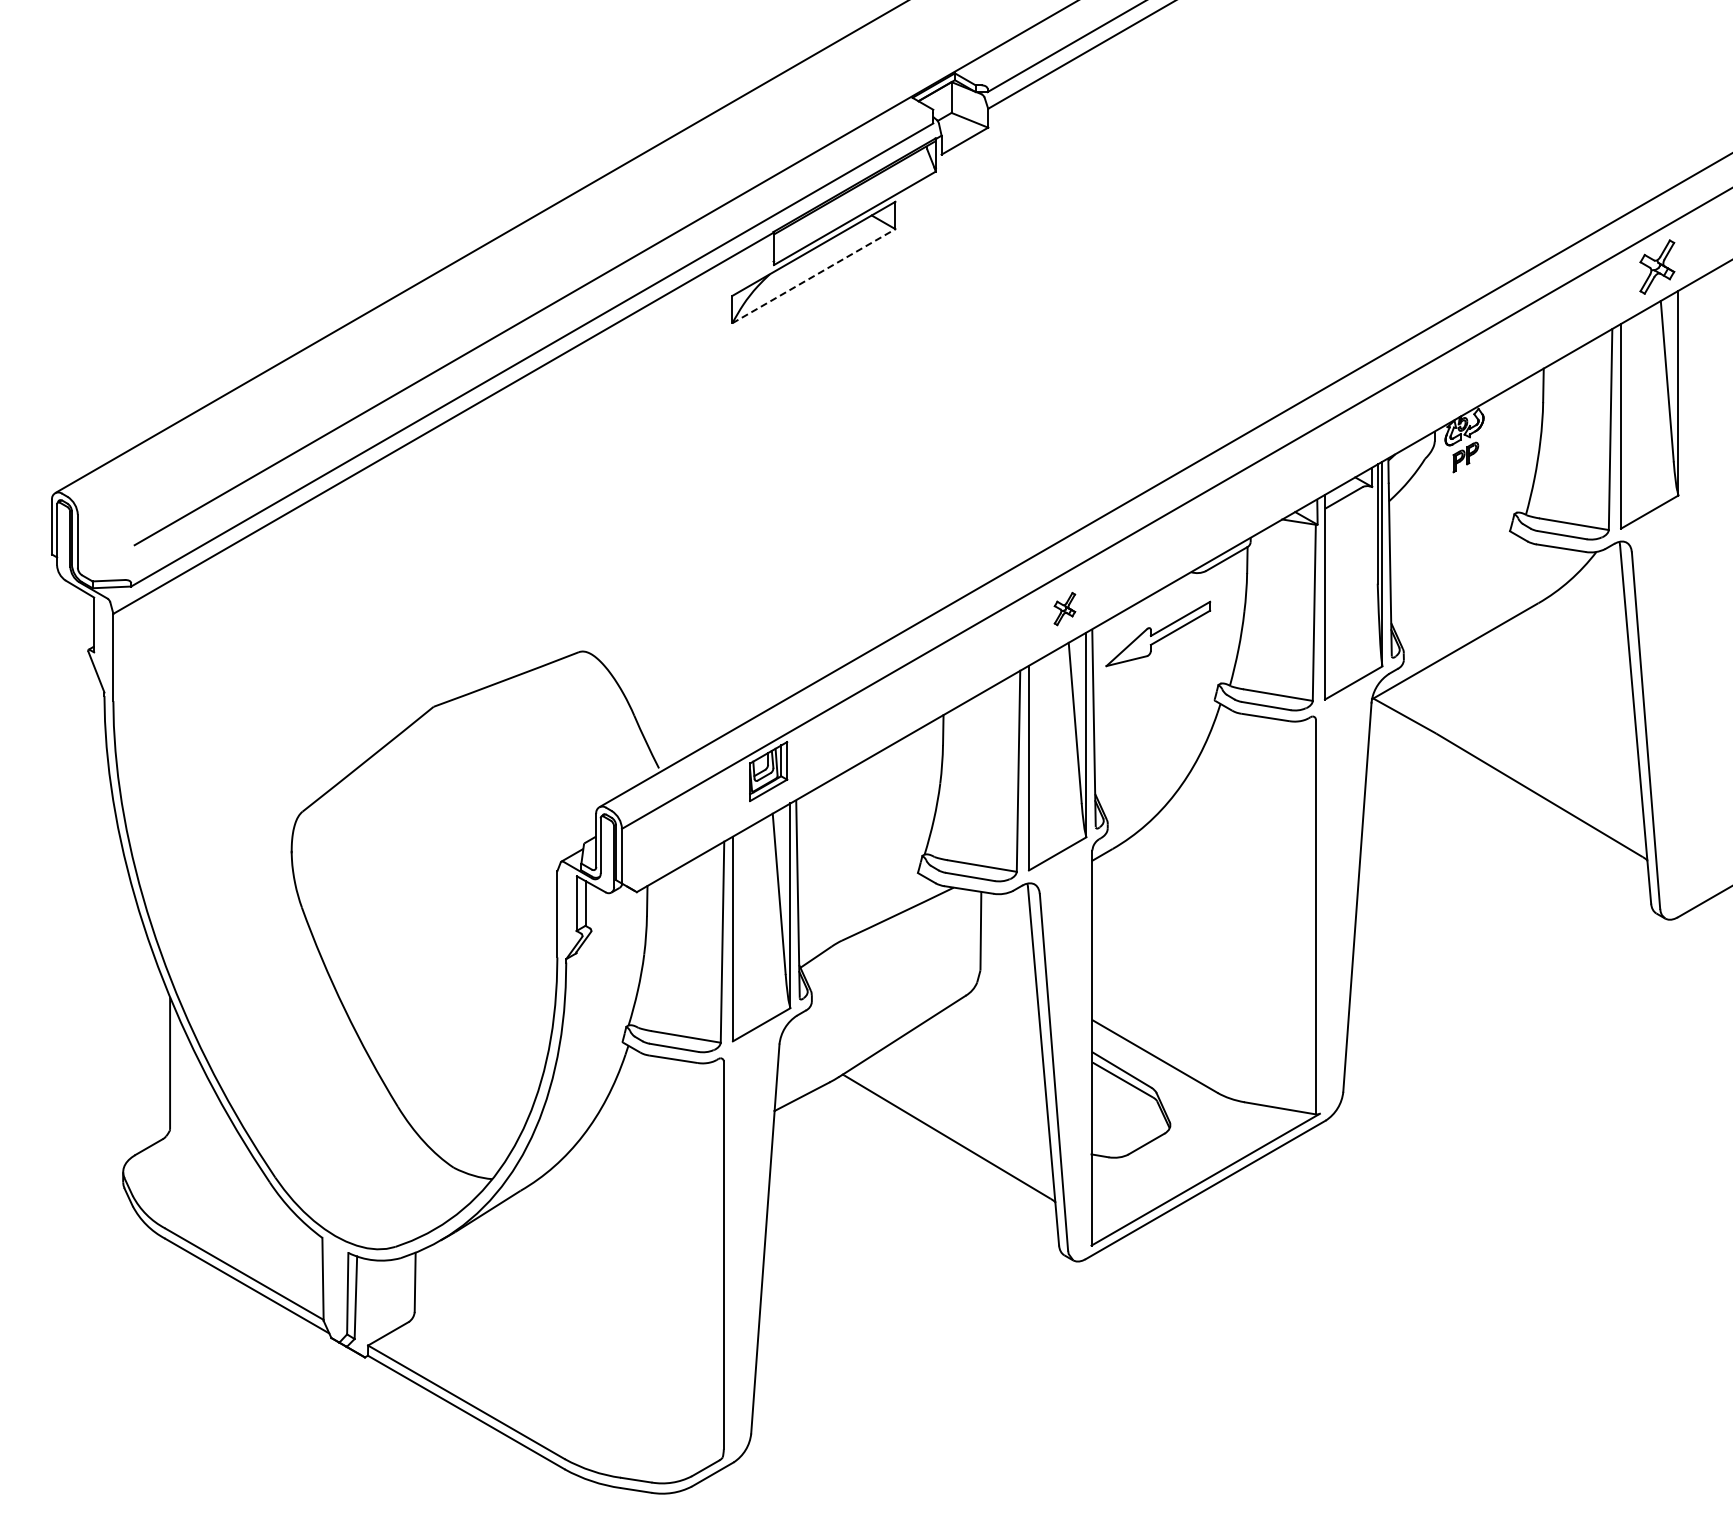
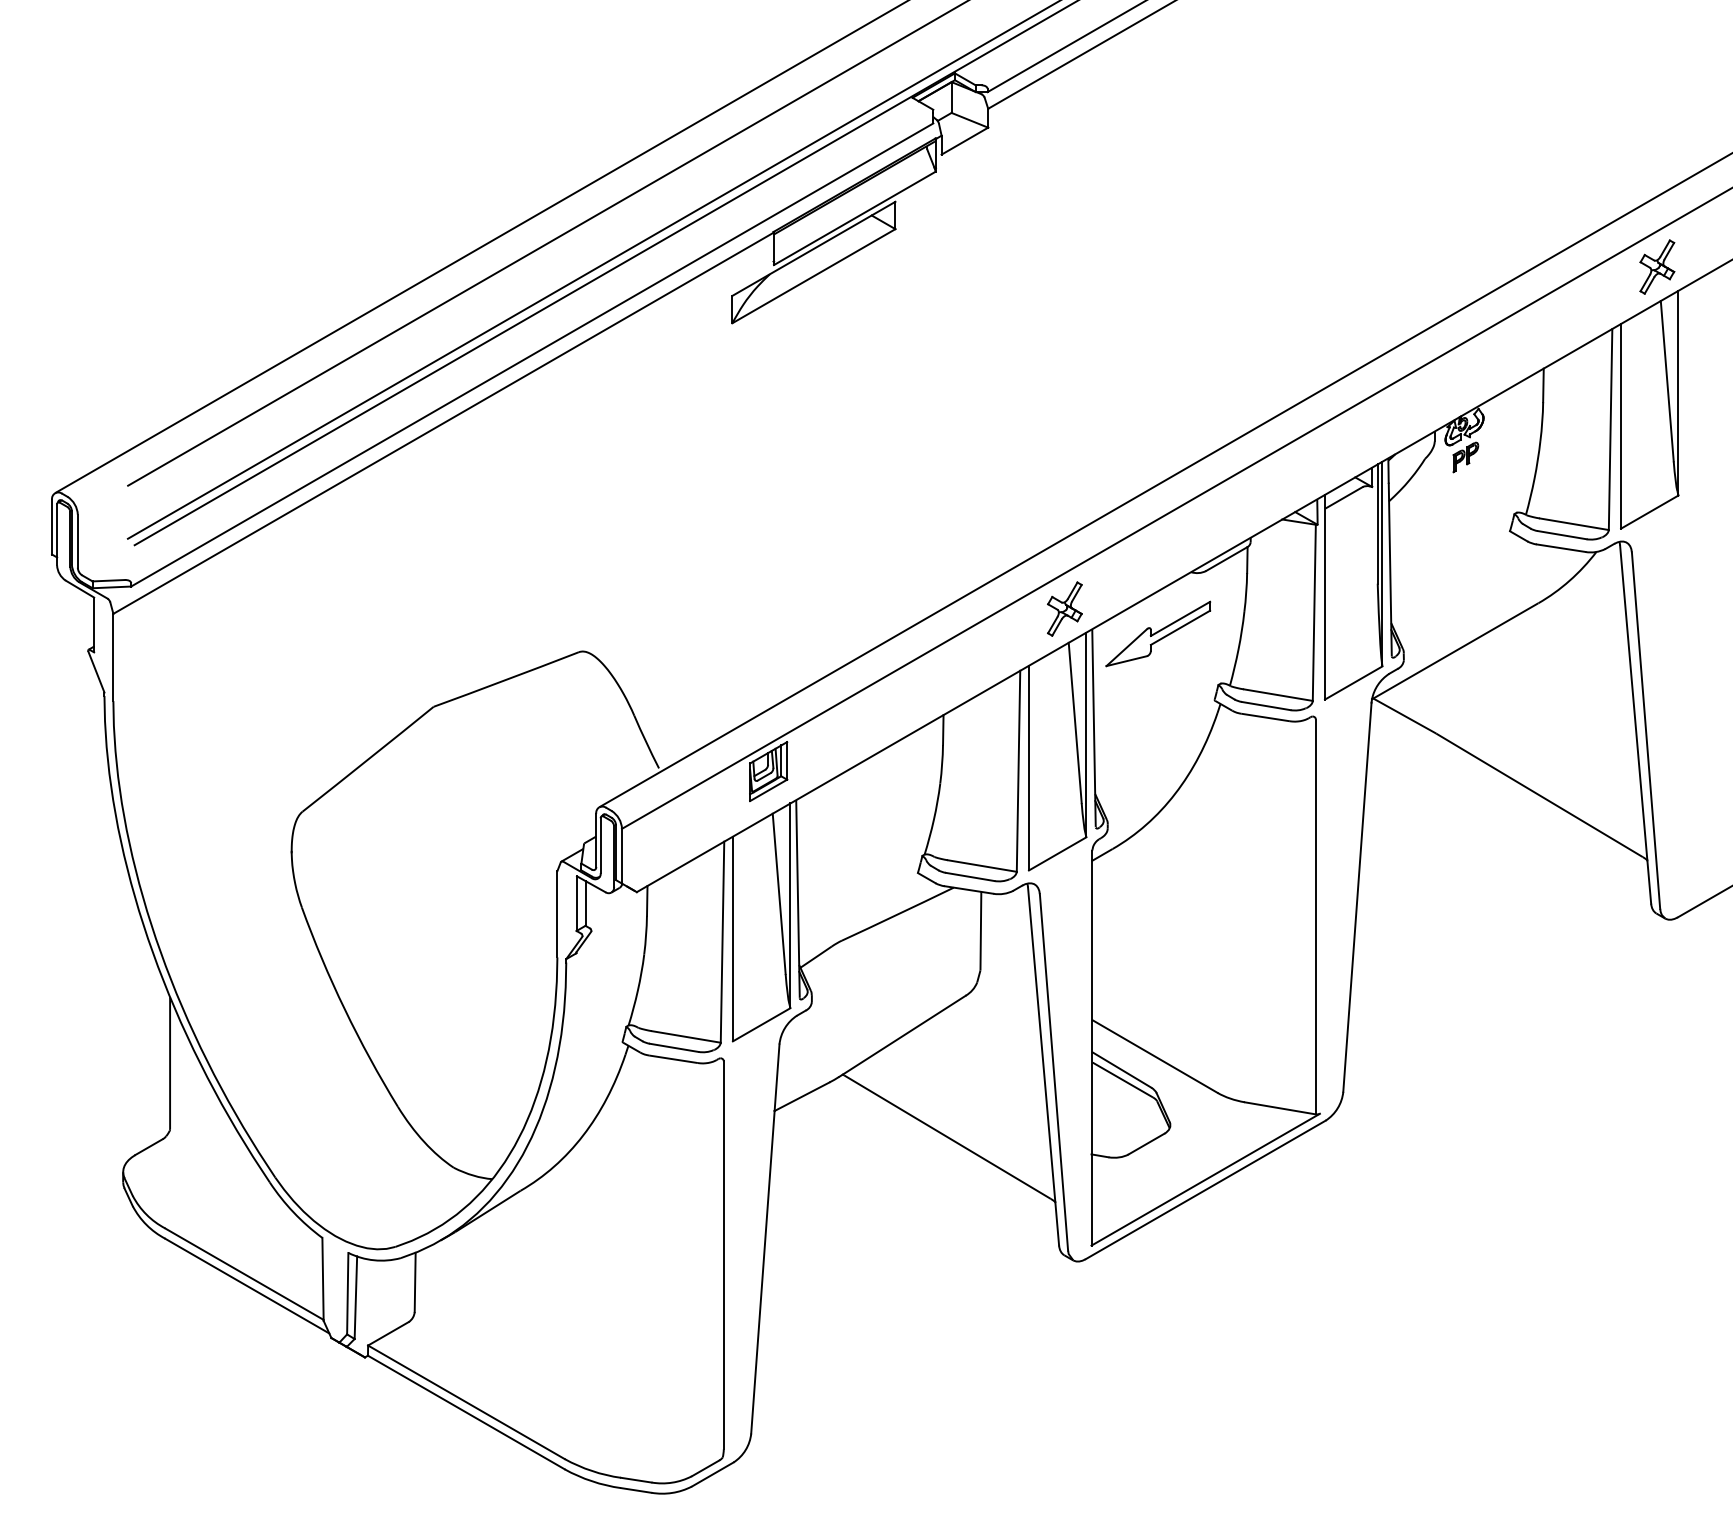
line: none -> present (546, 243)
line: none -> present (592, 270)
line: dashed -> solid (814, 275)
part size: 24x35 px -> 36x56 px (1064, 608)
